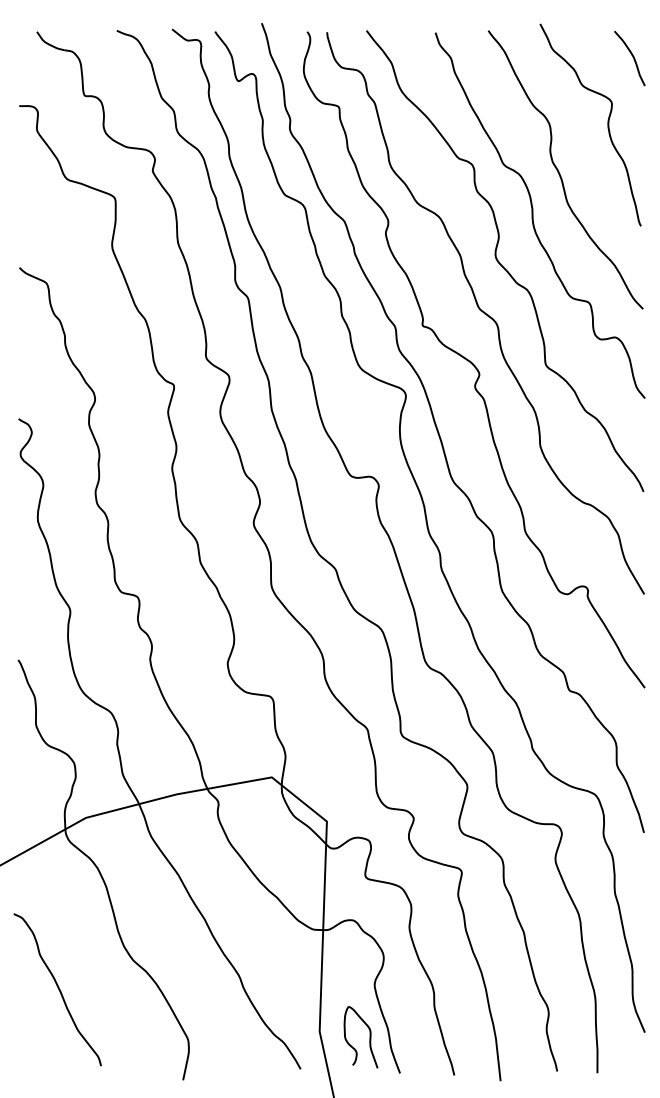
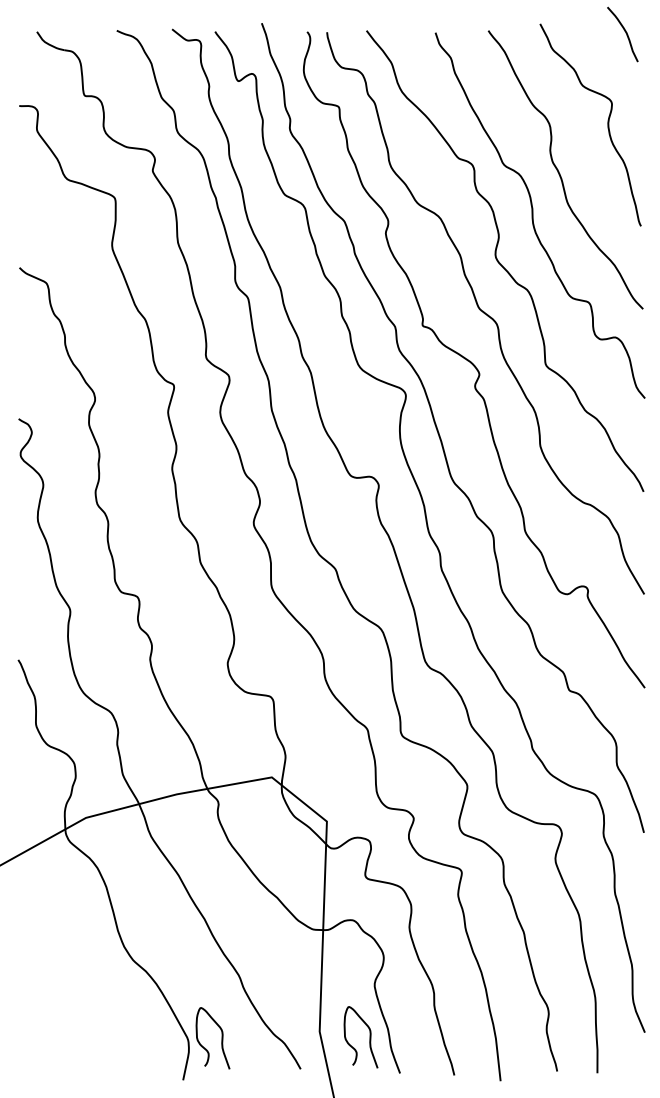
curve position: (632, 57) -> (625, 33) (625, 33)
curve: present -> none (57, 988)
curve: none -> present (221, 1038)
